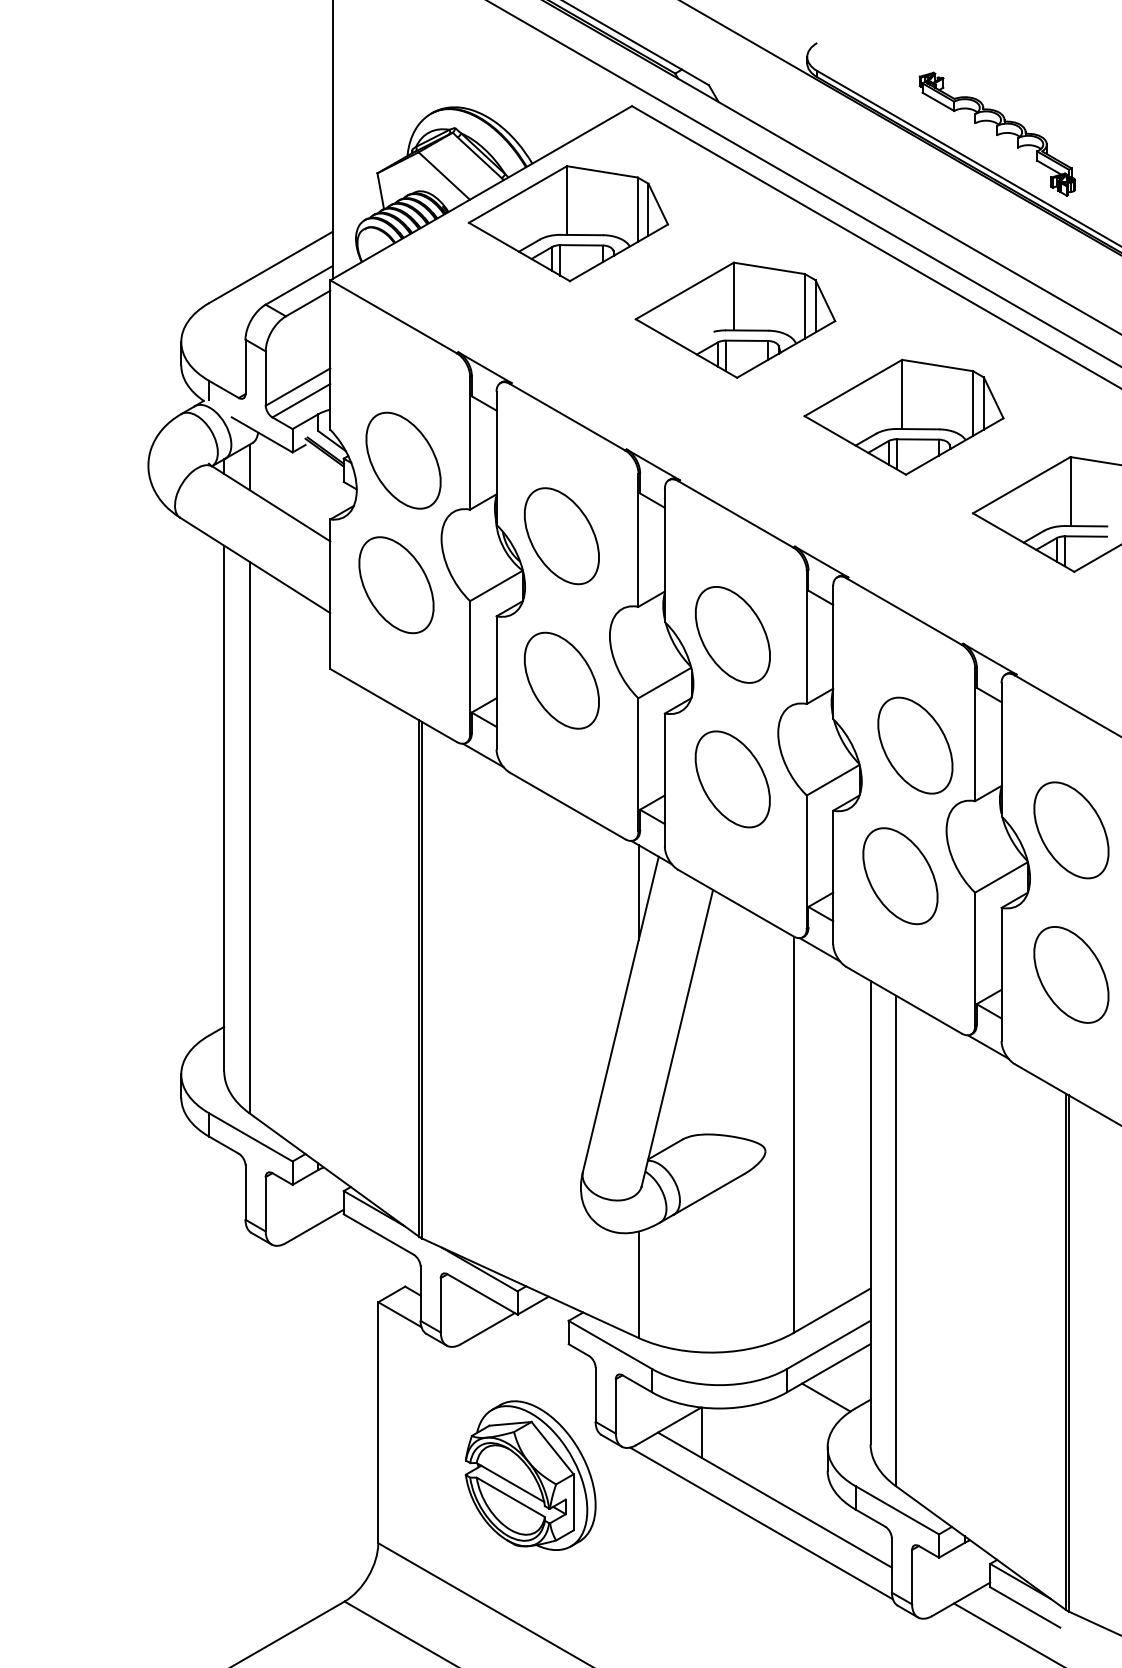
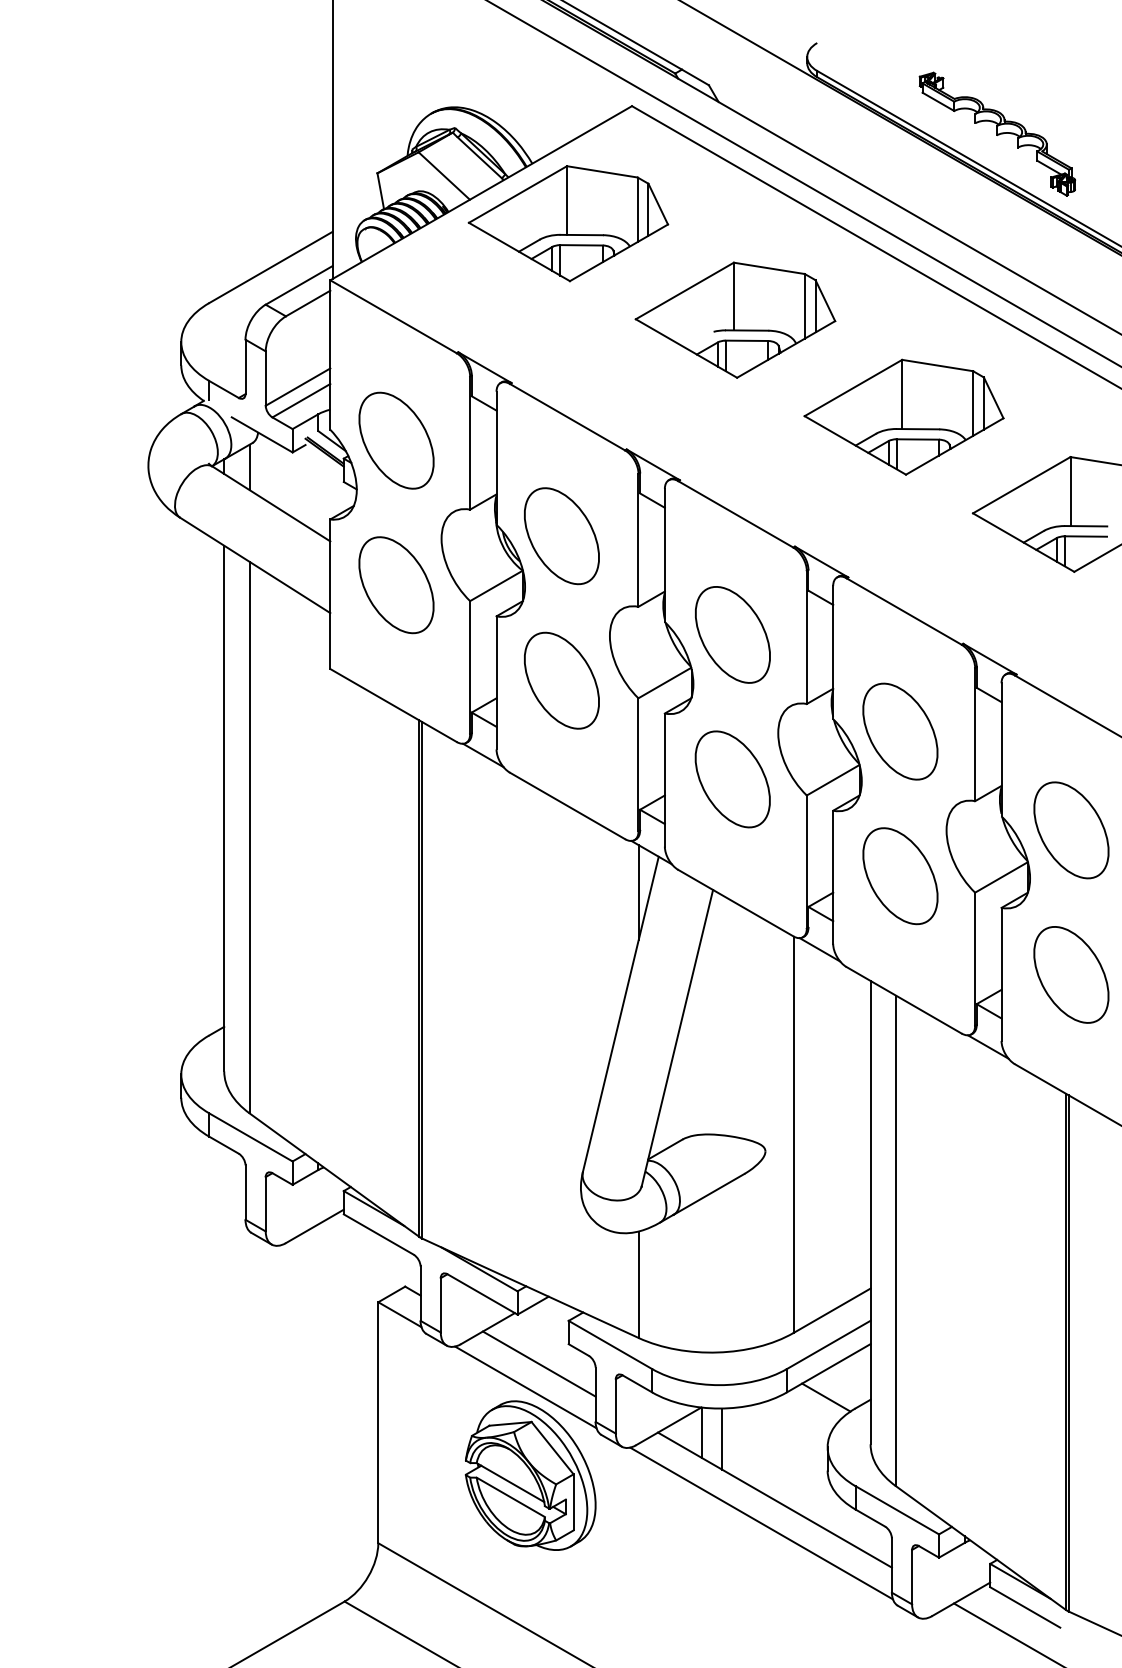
part position: (403, 460) -> (396, 440) (396, 440)
part position: (915, 745) -> (900, 731) (900, 731)
line: none -> present (538, 1363)
line: none -> present (525, 1387)
line: none -> present (722, 1438)
